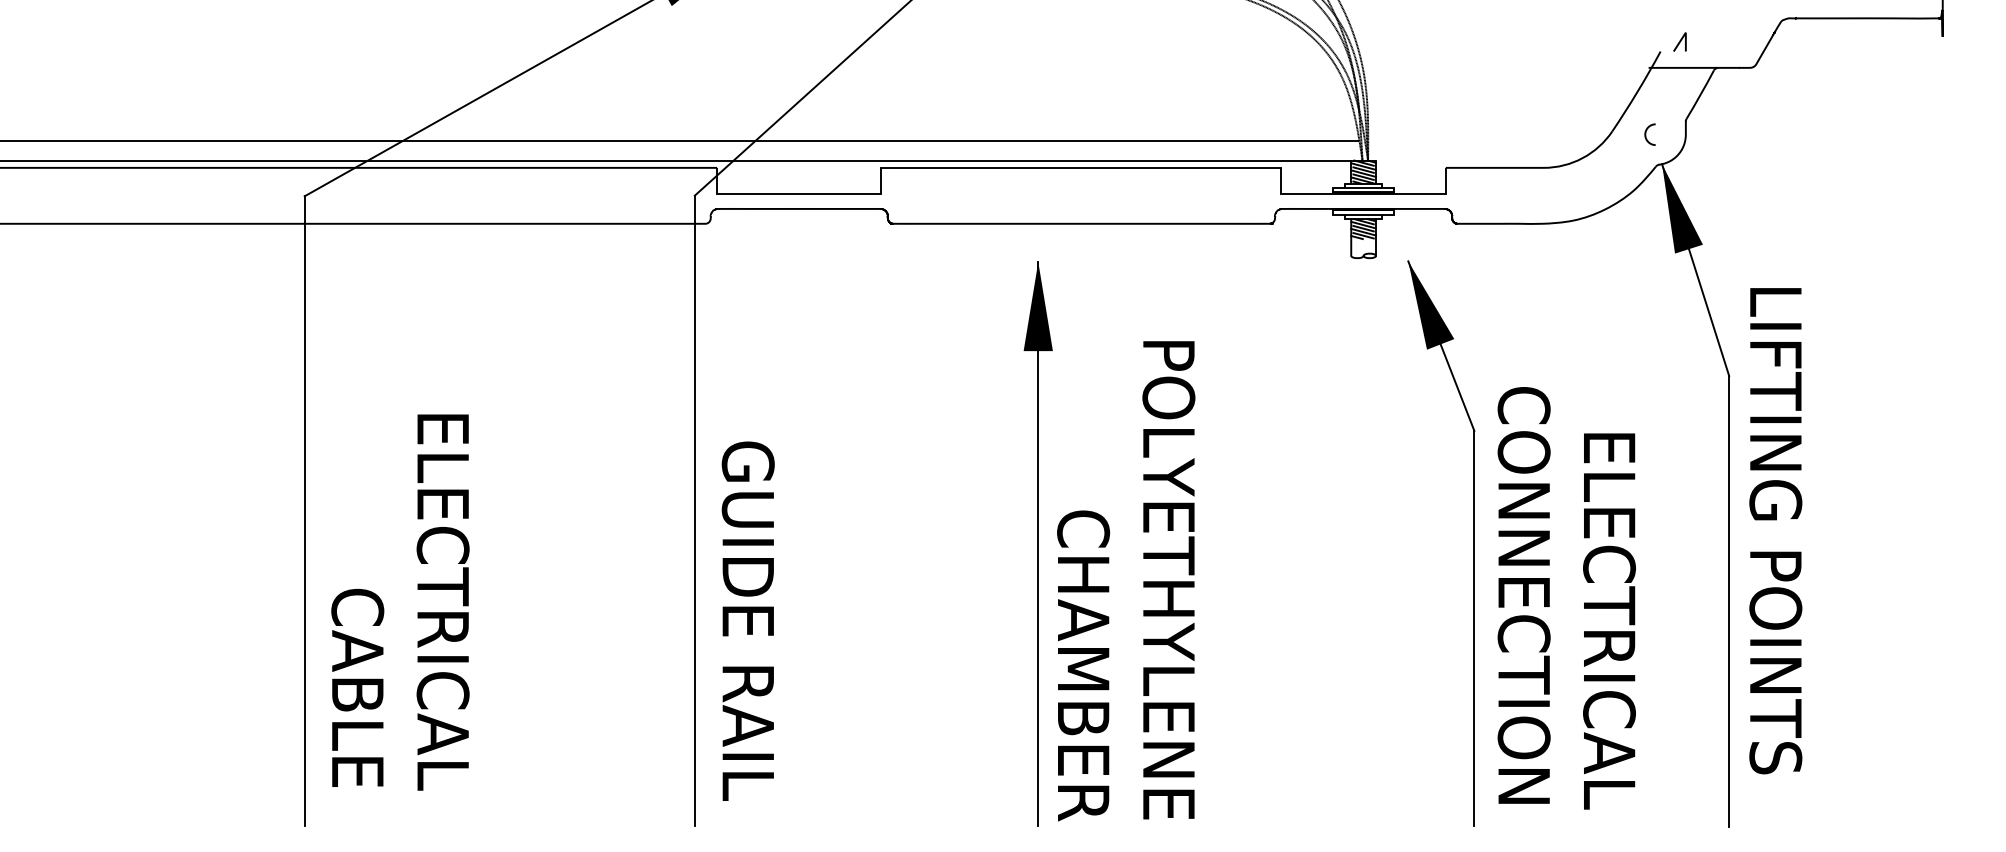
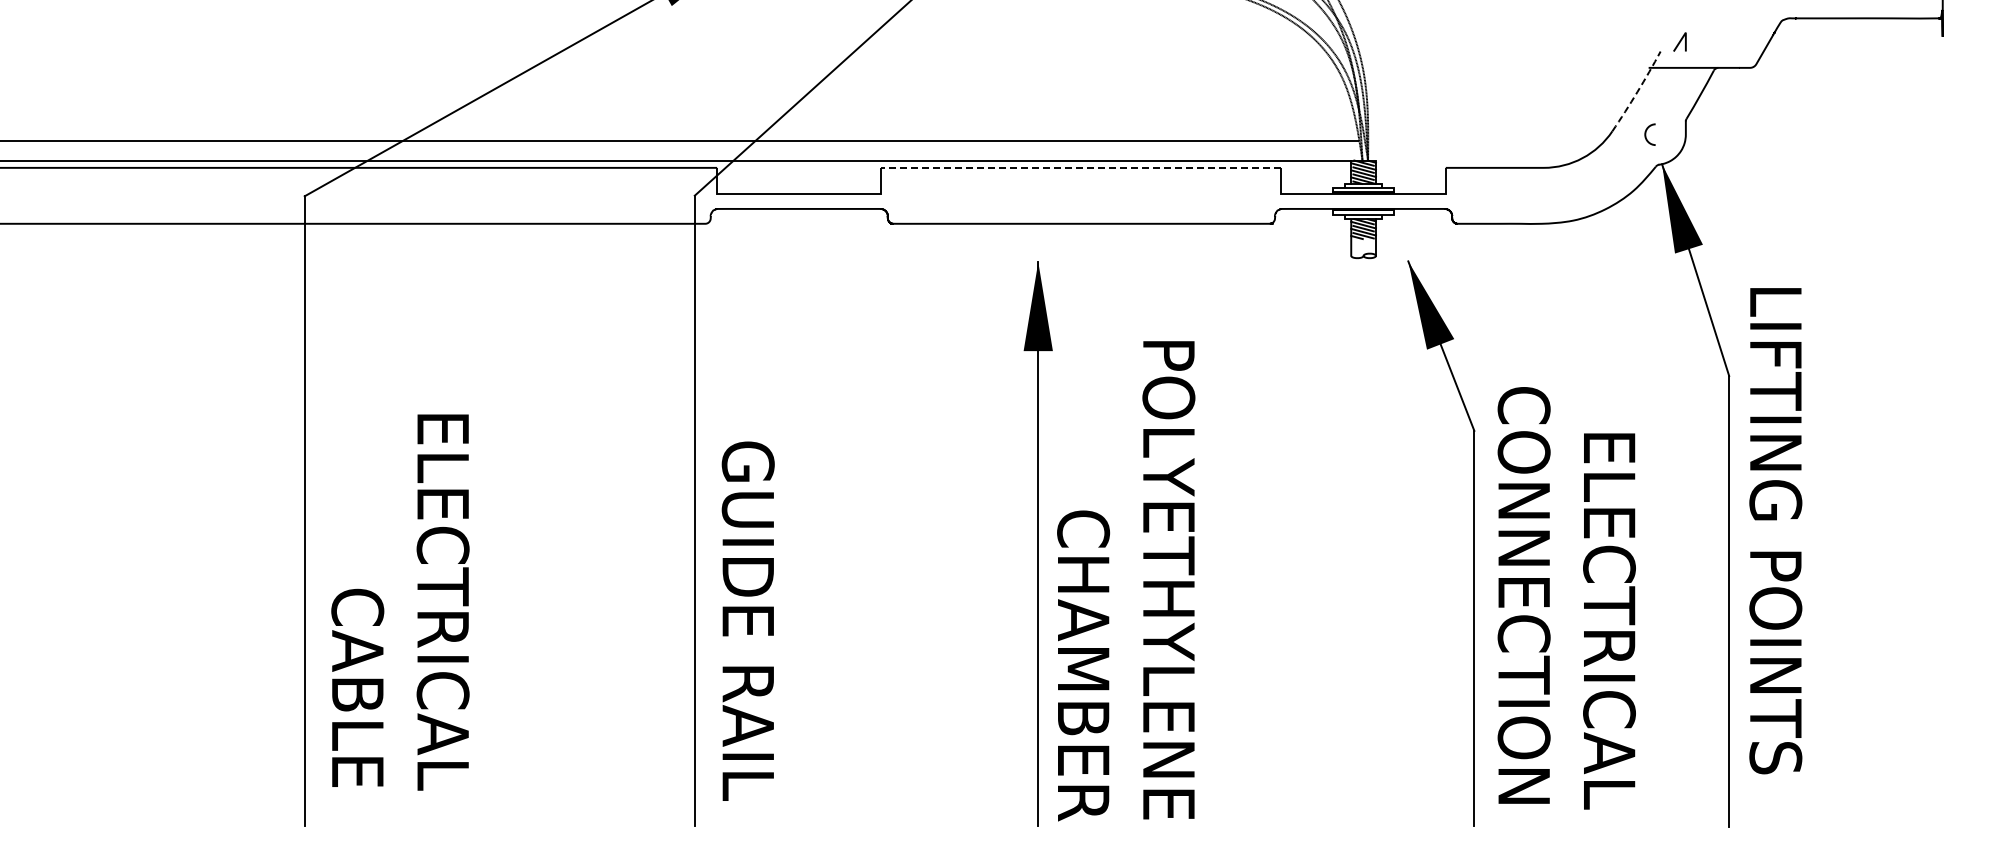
arc: solid -> dashed (1637, 92)
line: solid -> dashed (1081, 167)
